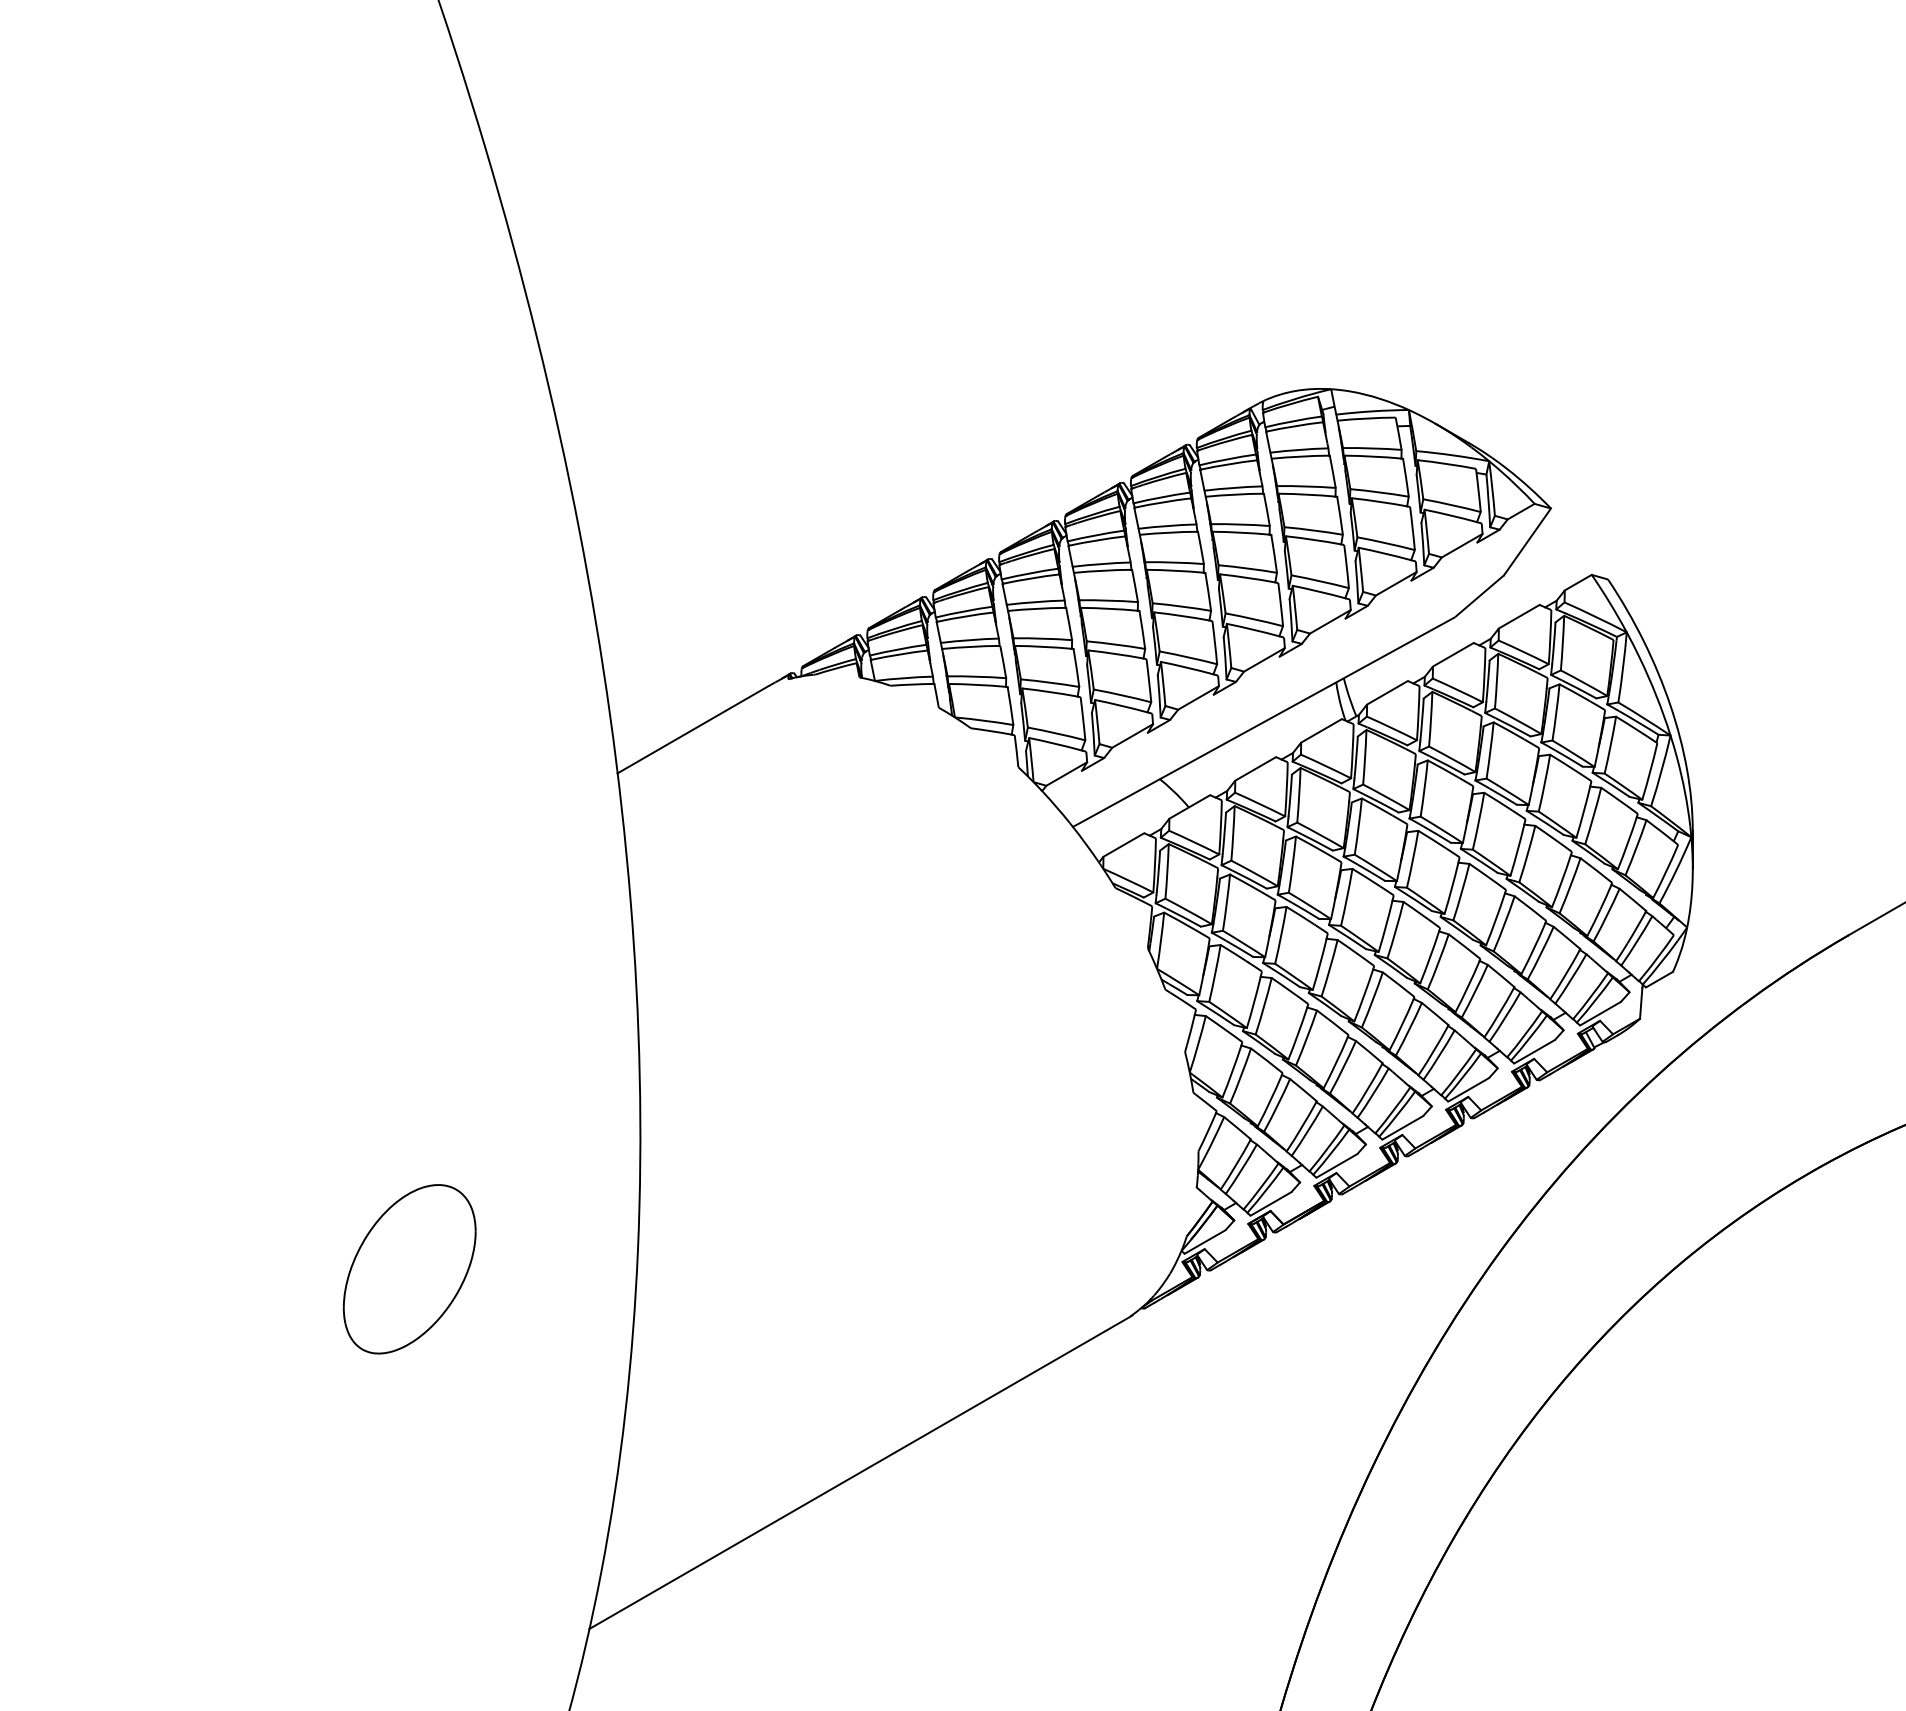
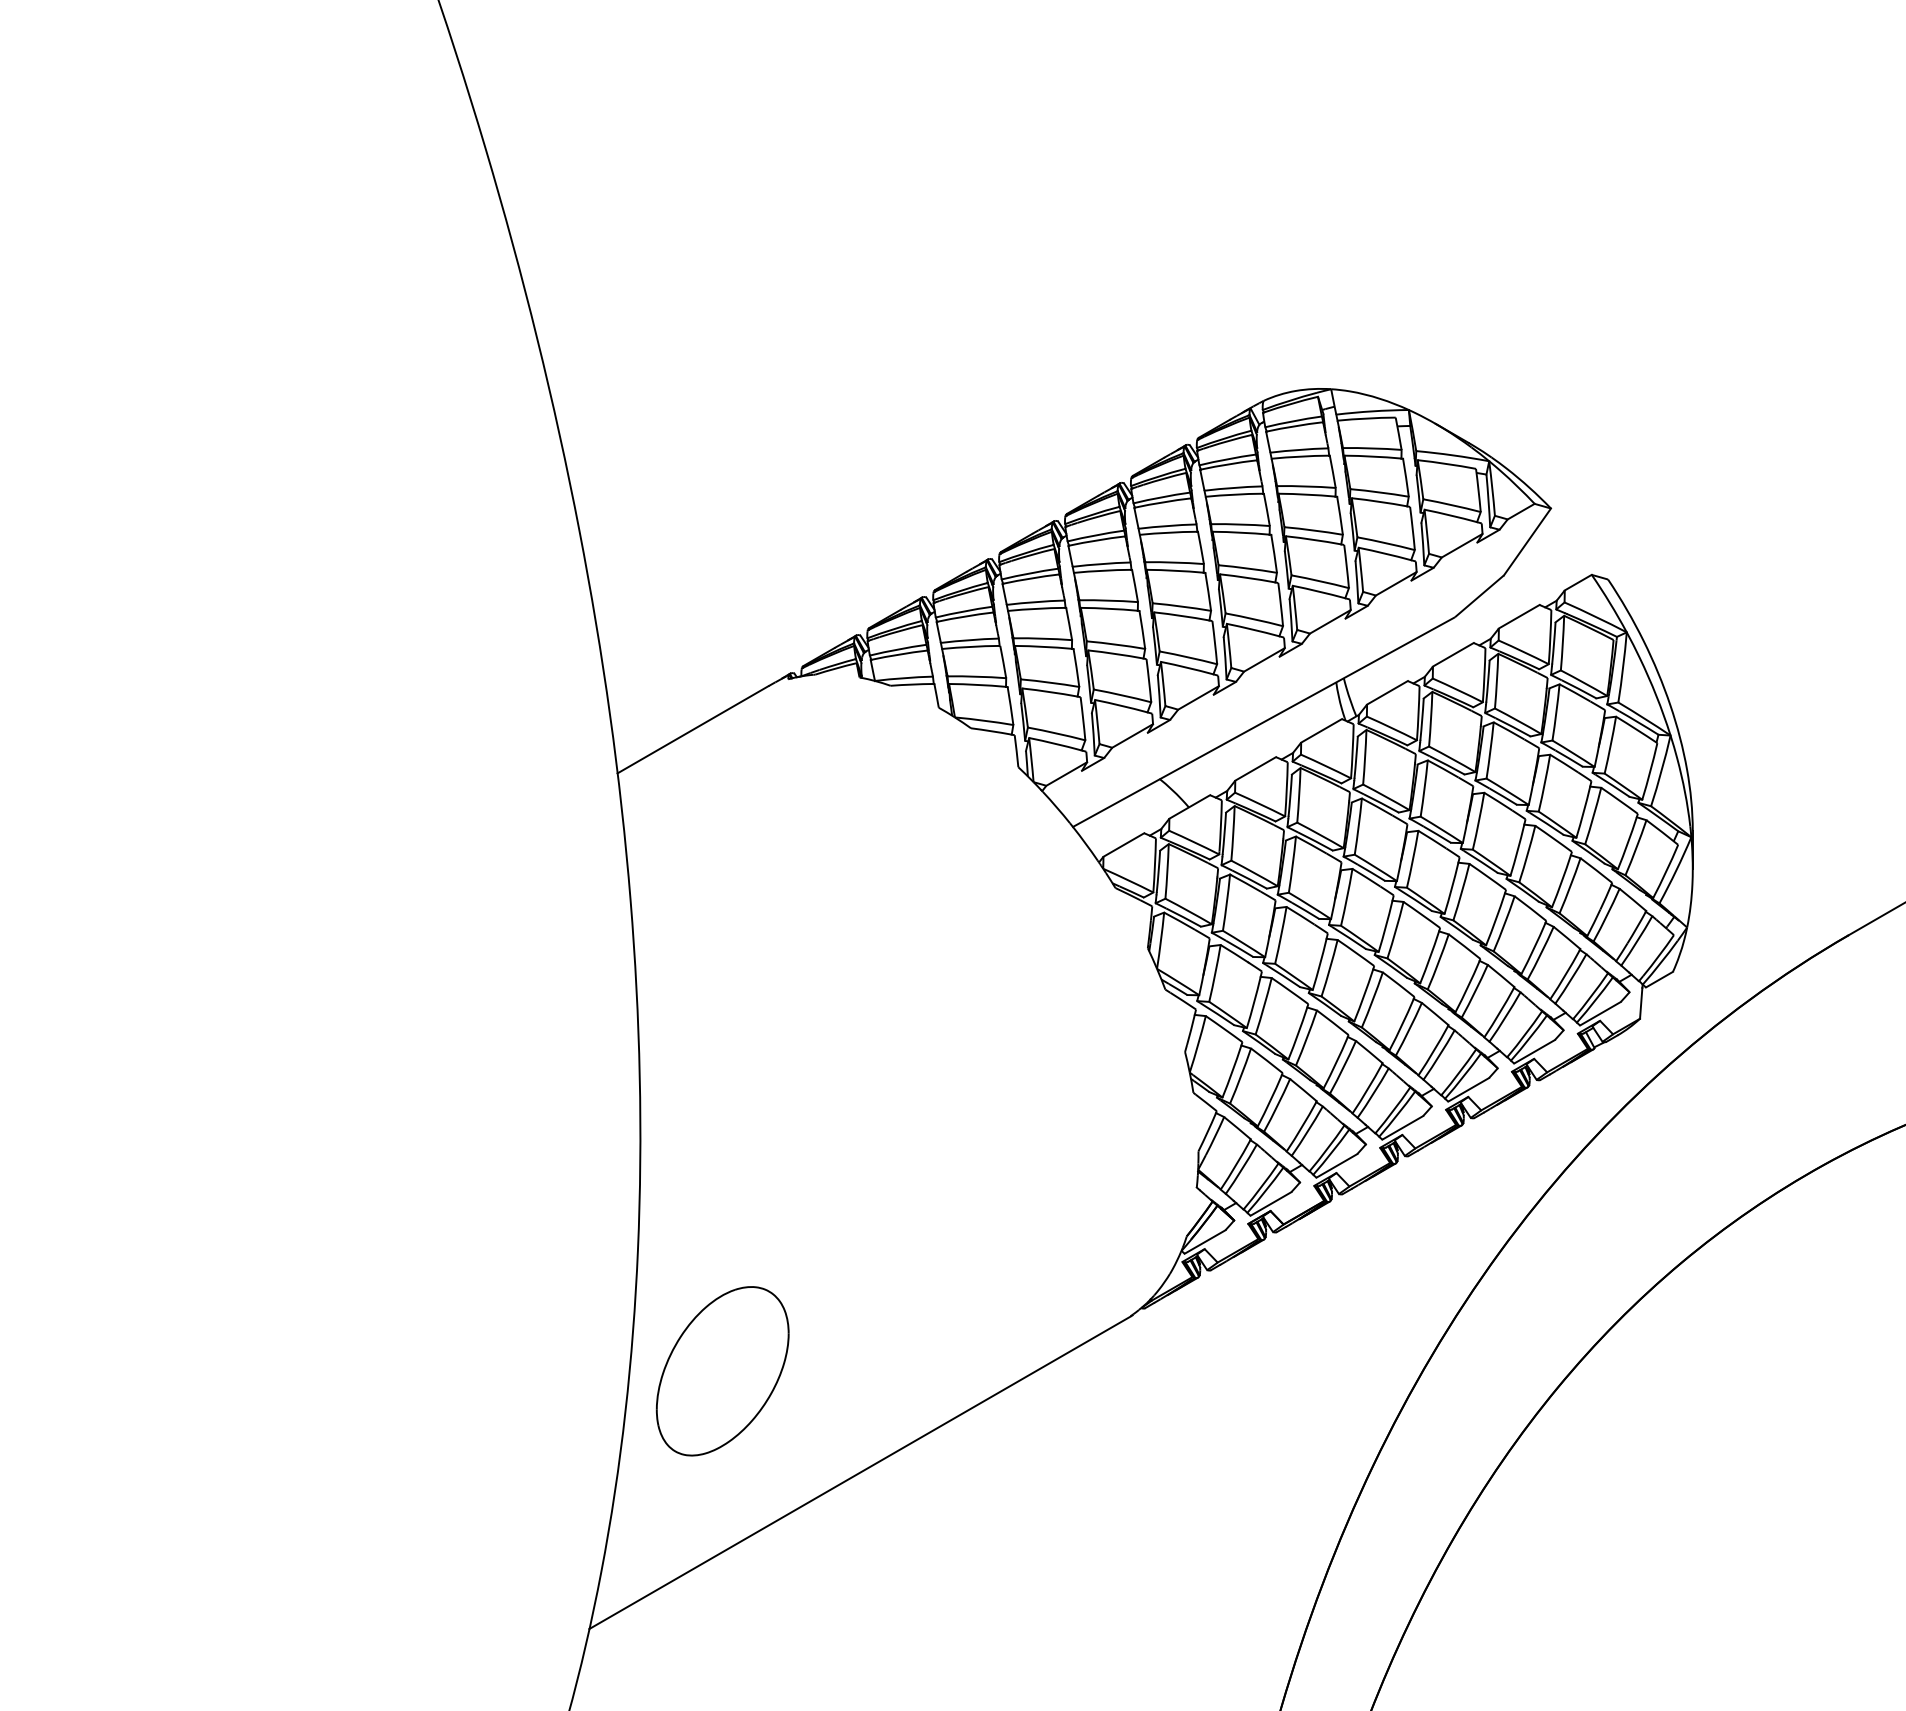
part position: (409, 1269) -> (722, 1371) (722, 1371)
